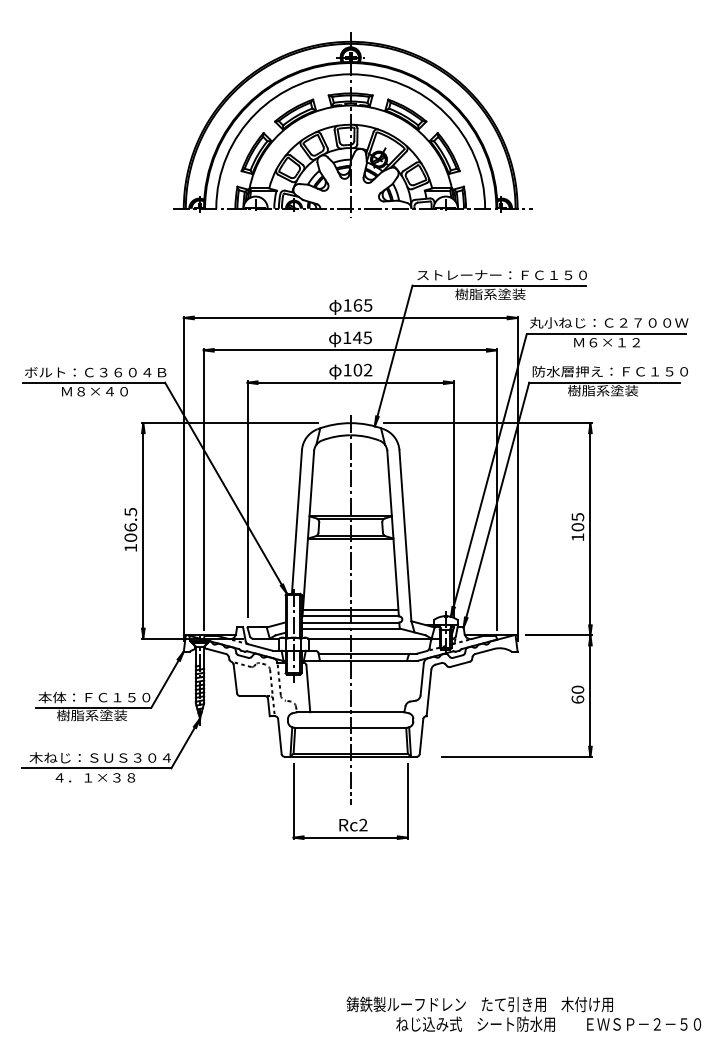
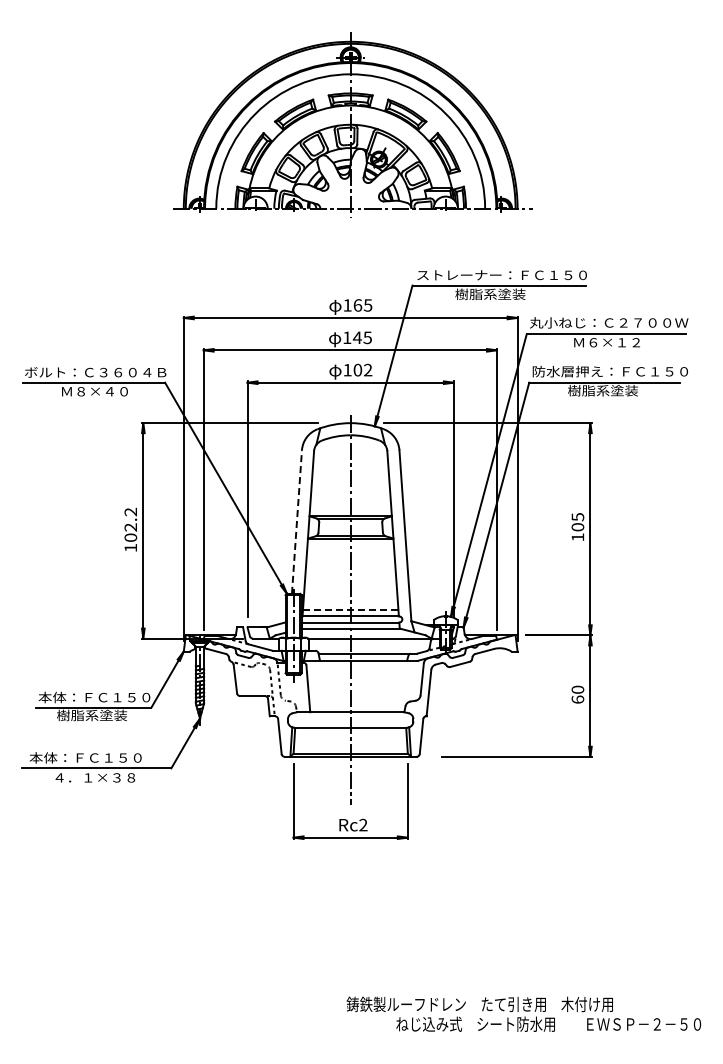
text: 106.5 -> 102.2 (130, 519)
line: solid -> dashed (296, 522)
line: solid -> dashed (350, 610)
text: 木ねじ：ＳＵＳ３０４ -> 本体：ＦＣ１５０ (99, 757)
